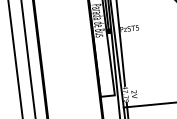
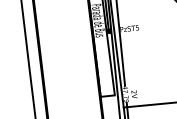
line: present -> none (15, 58)
